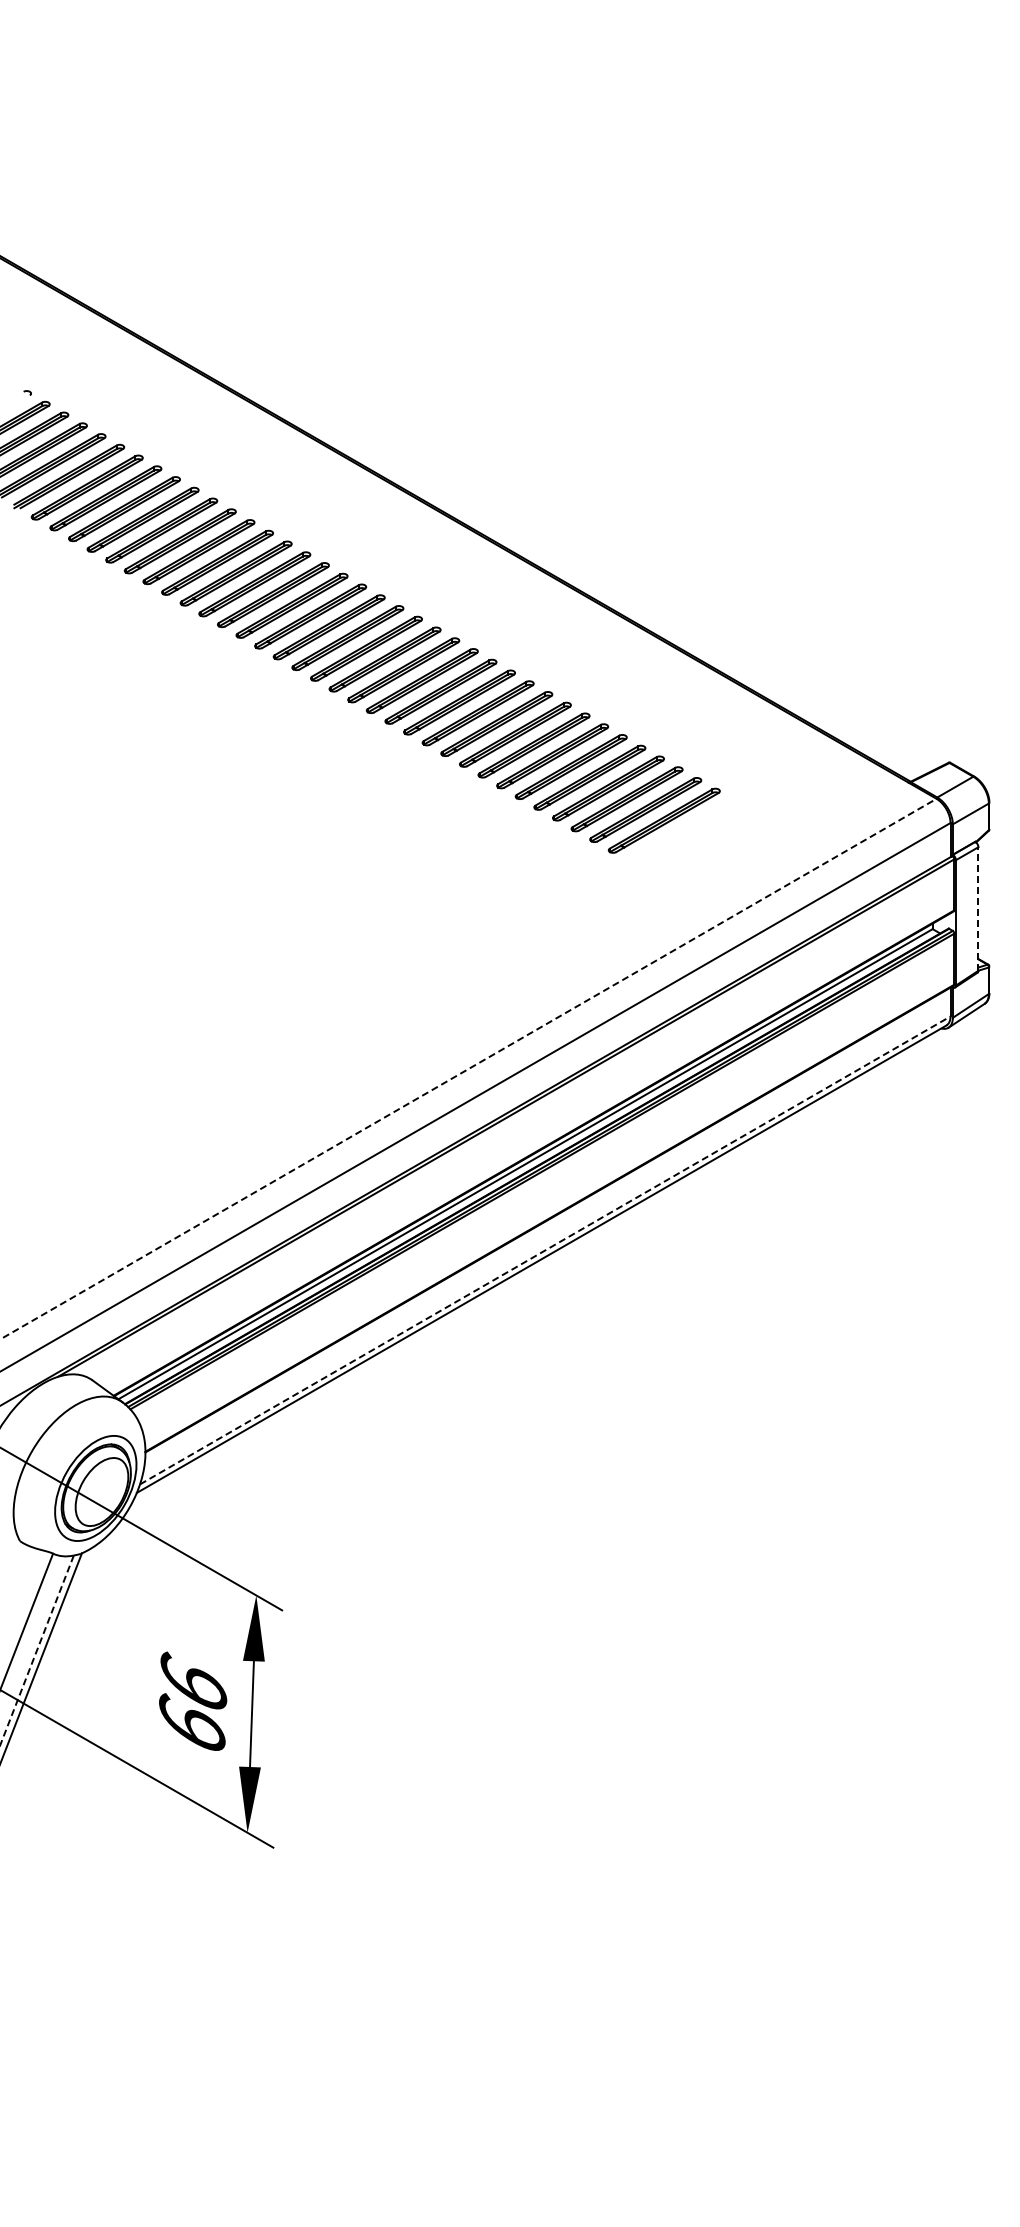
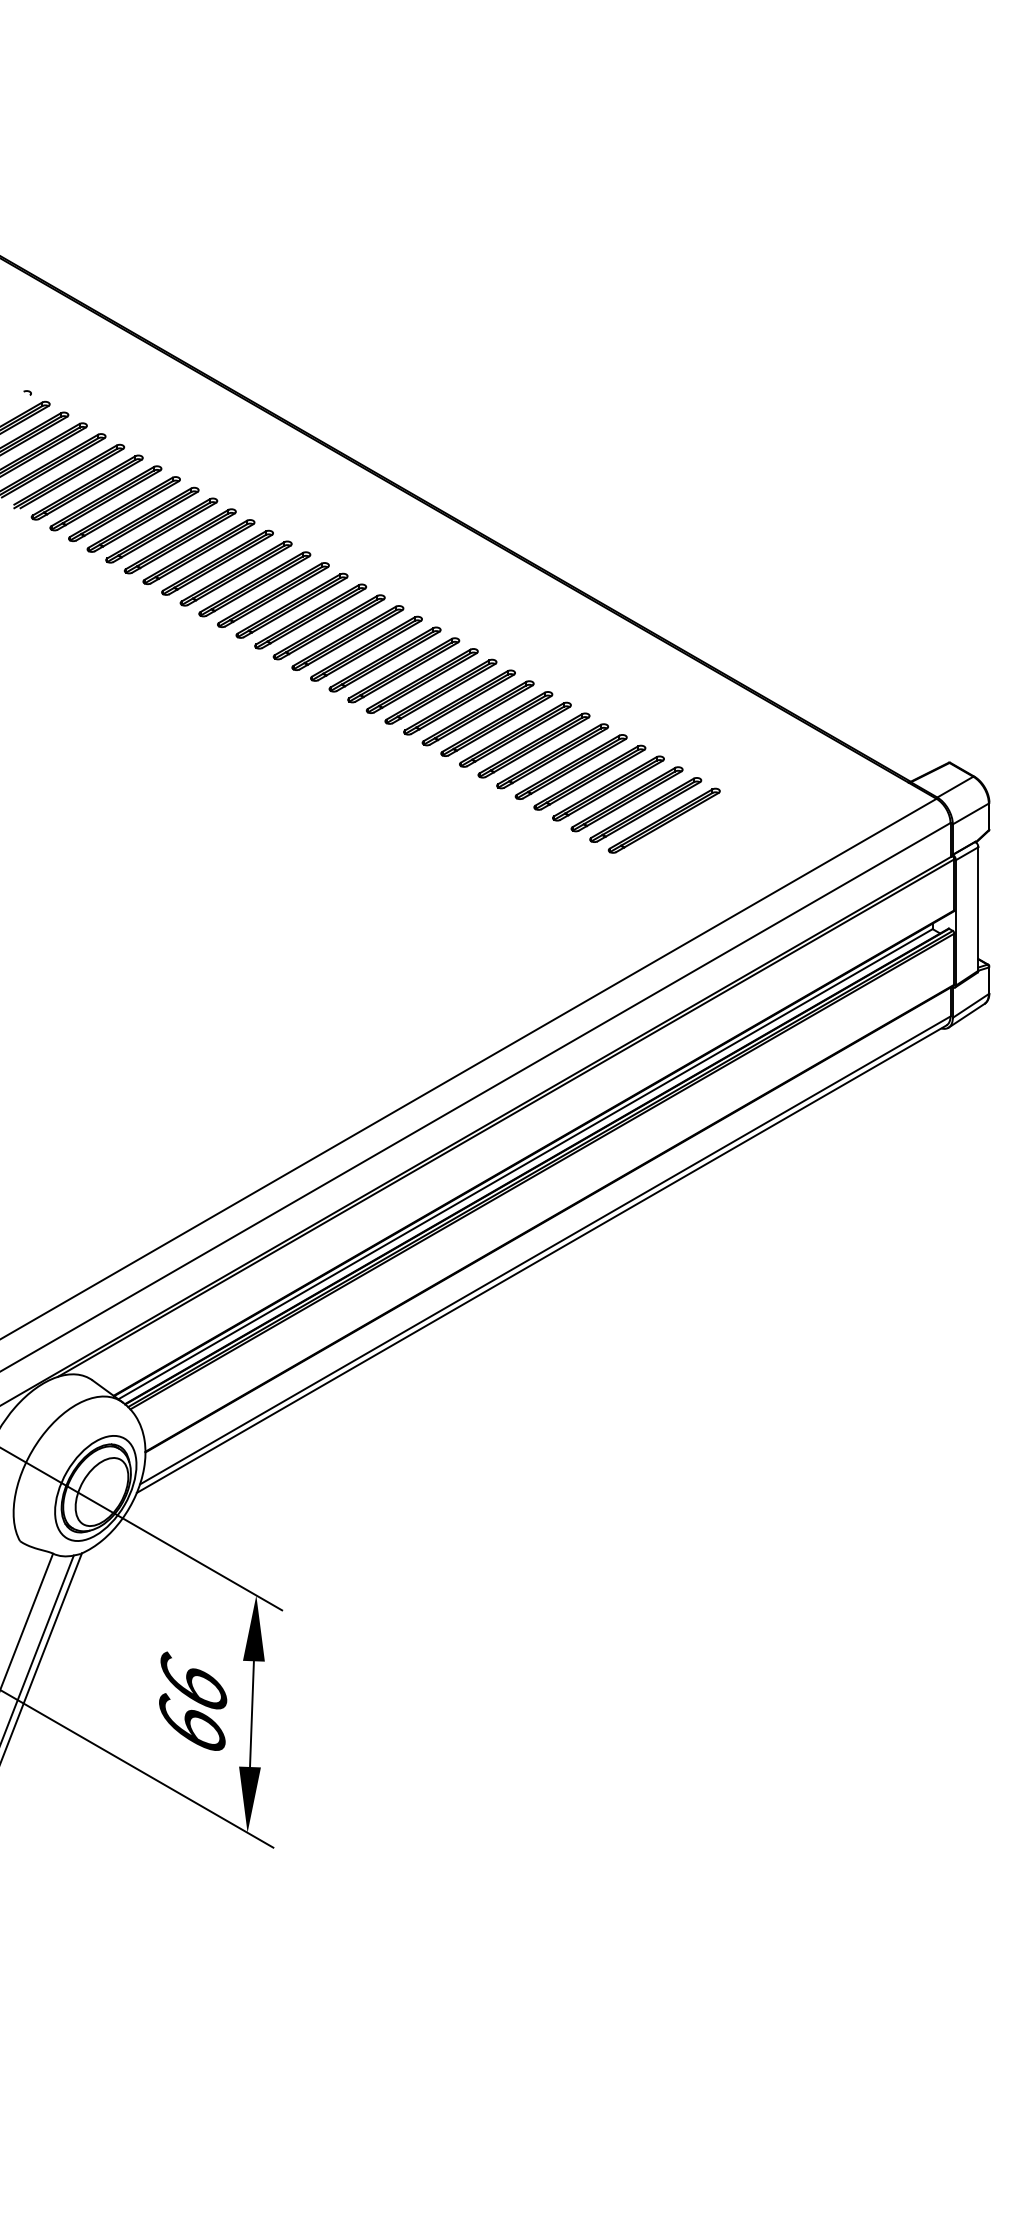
line: dashed -> solid (978, 908)
line: dashed -> solid (468, 1068)
line: dashed -> solid (545, 1250)
line: dashed -> solid (36, 1650)
